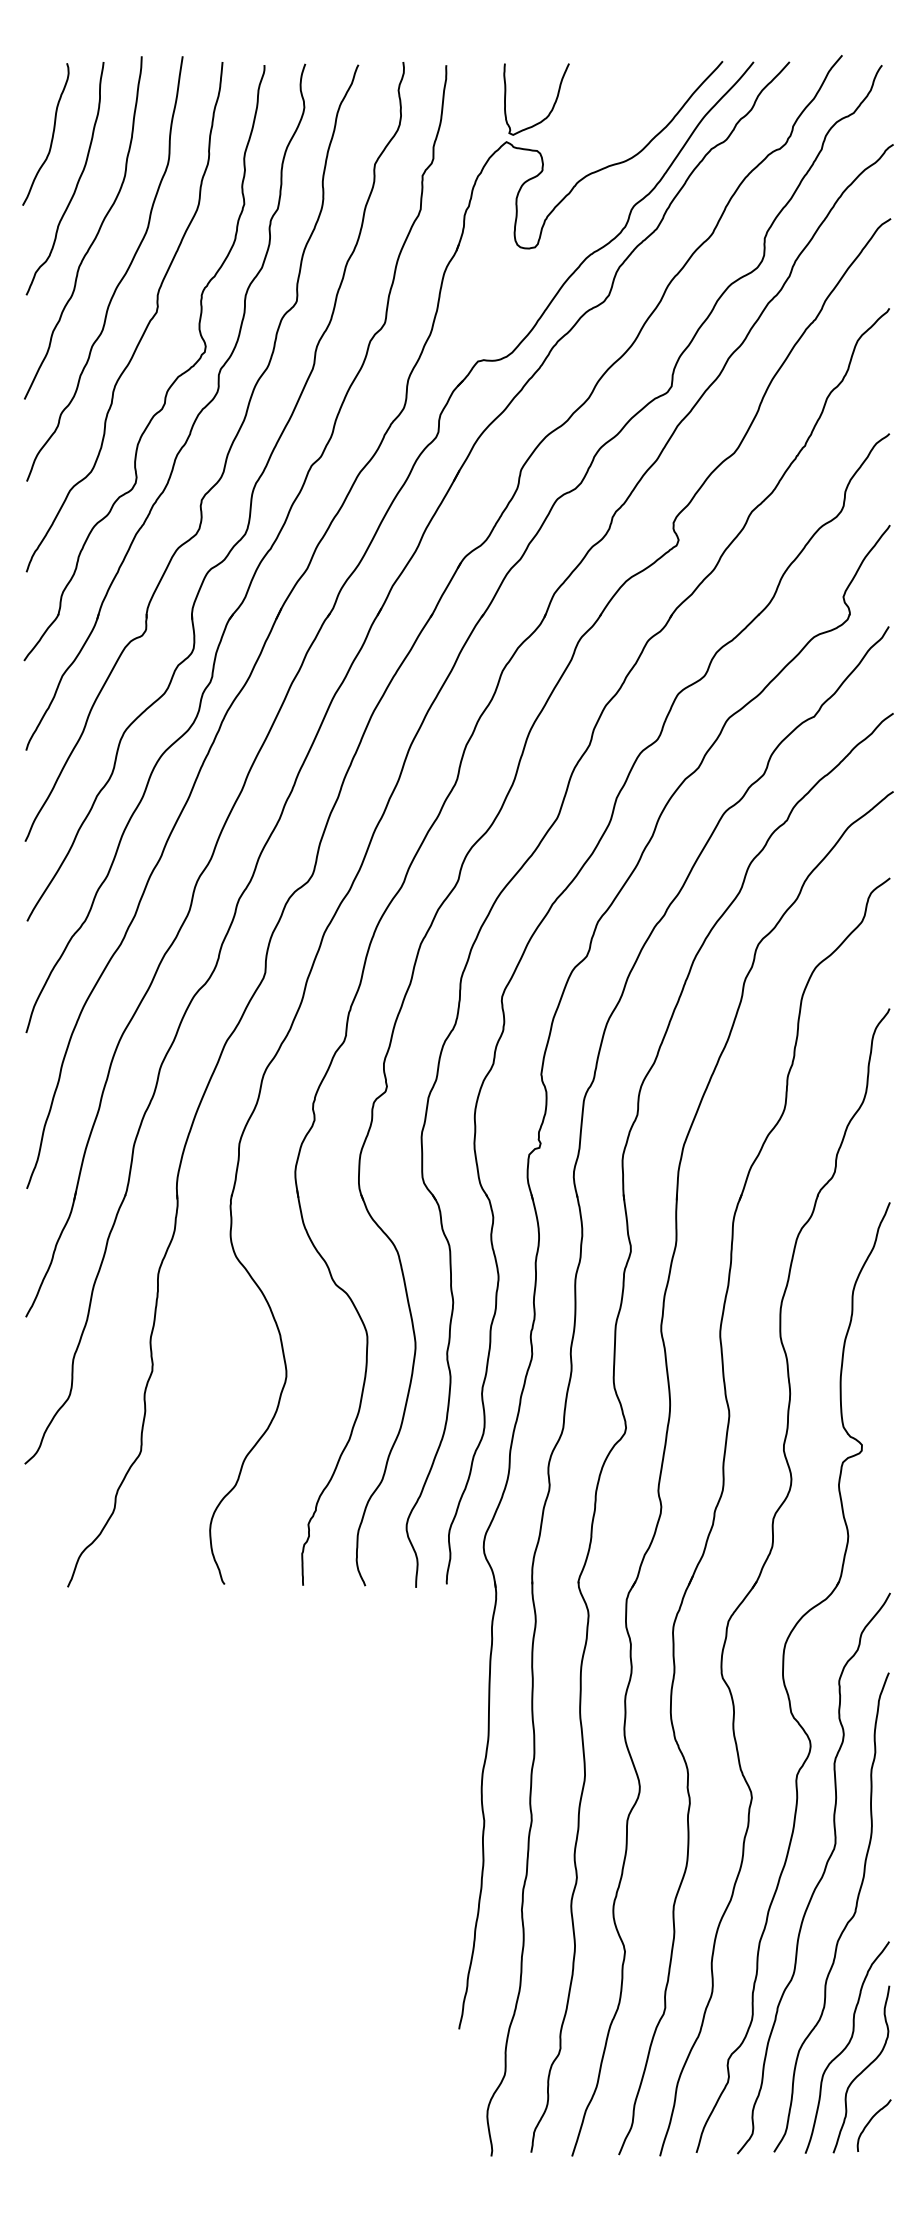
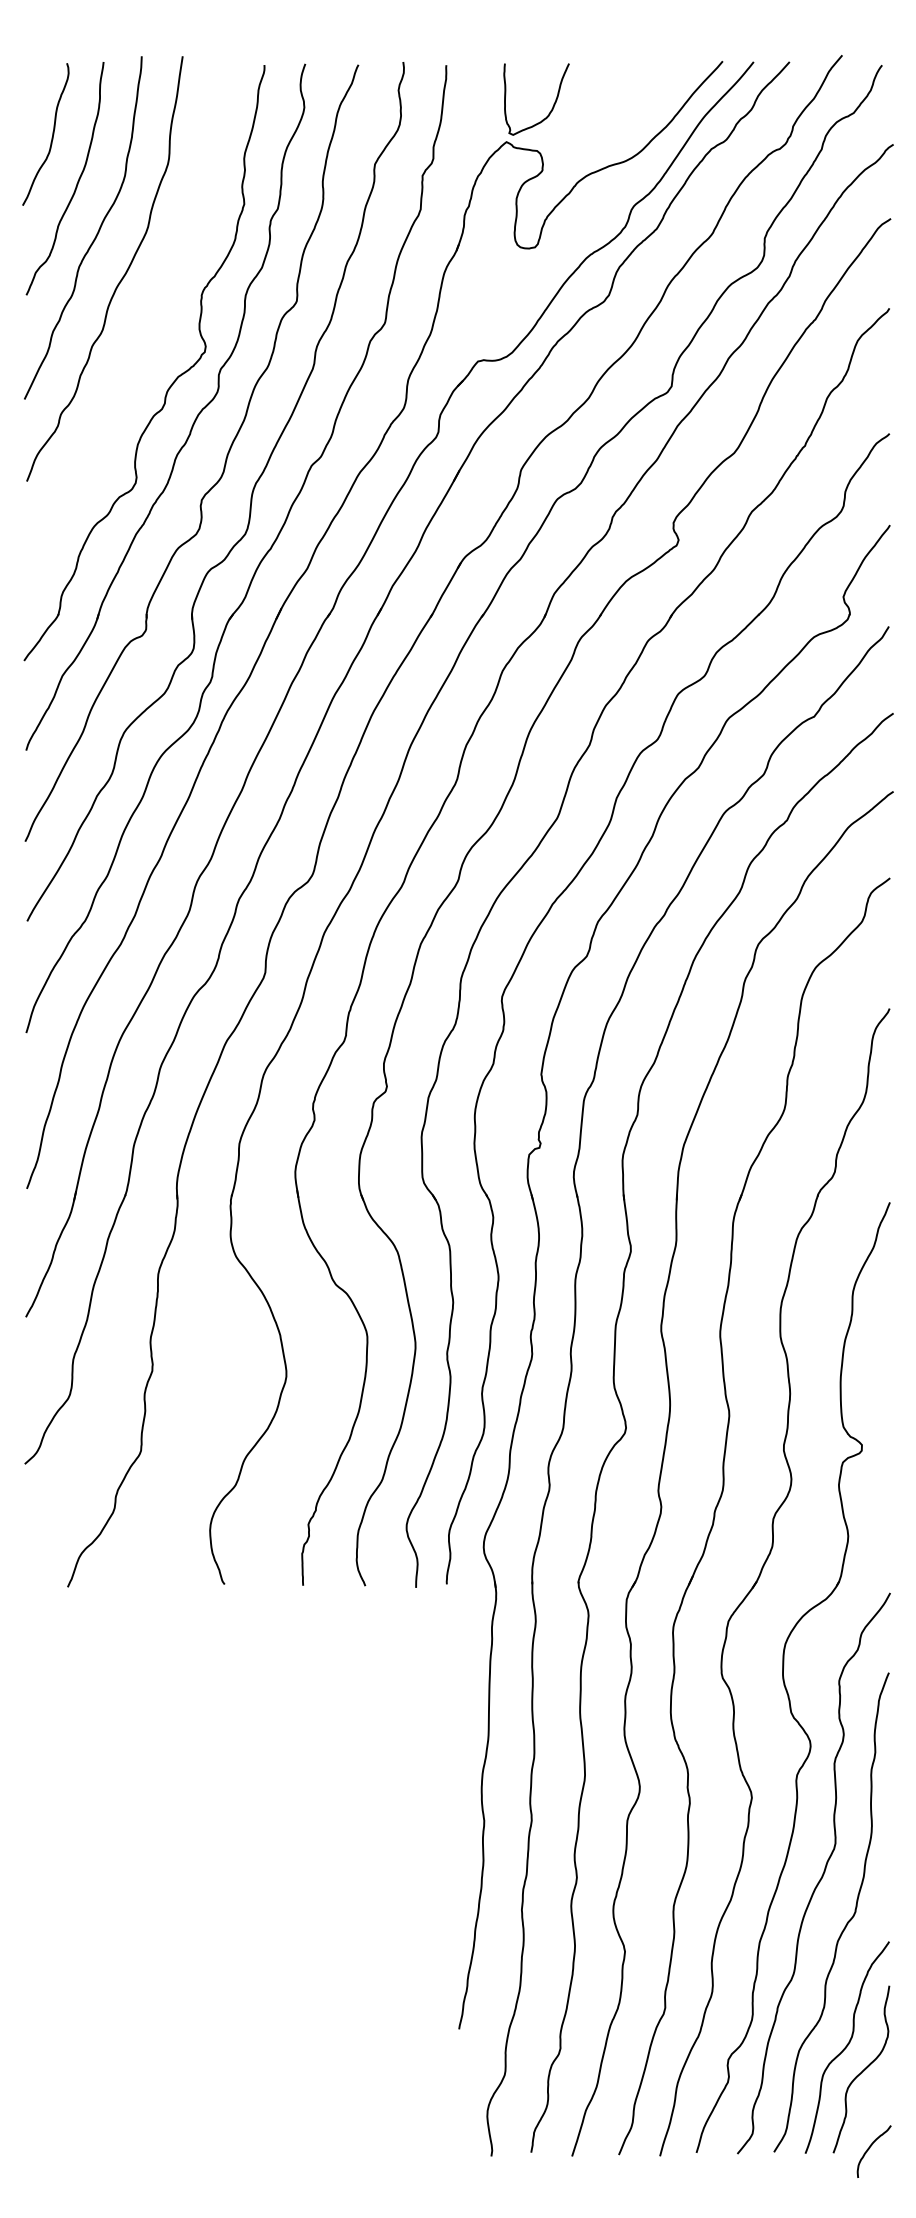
curve: present -> none (145, 327)
curve position: (869, 2123) -> (869, 2149) (869, 2149)
